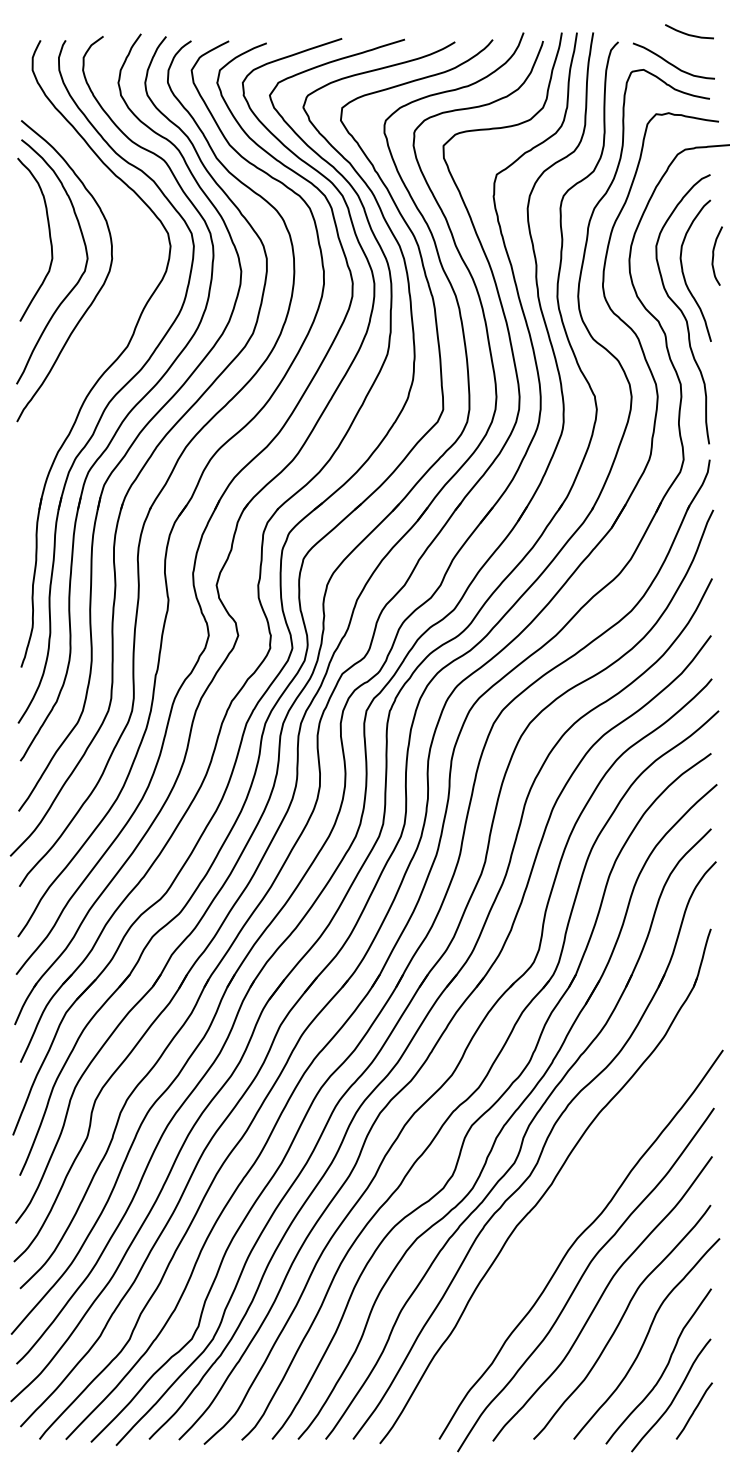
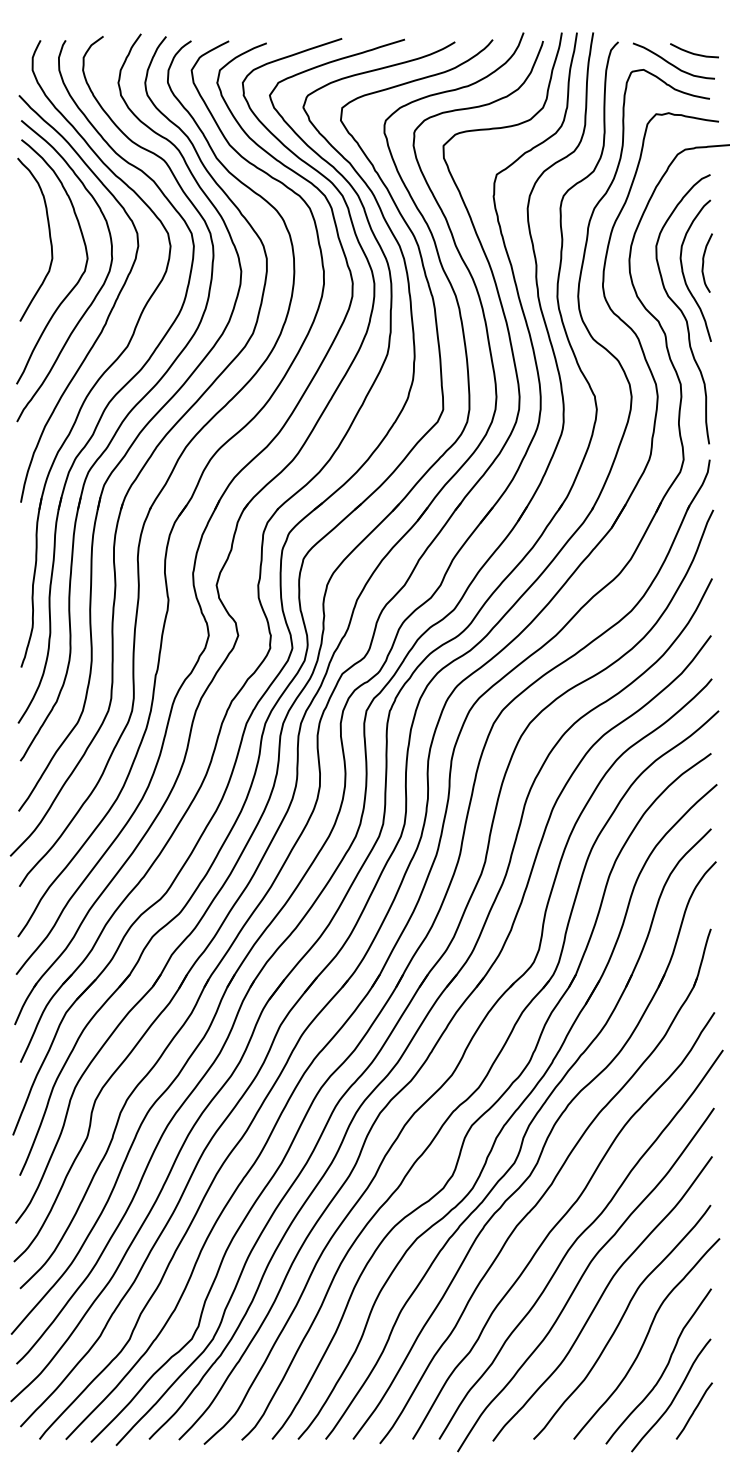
curve position: (687, 33) -> (692, 52) (692, 52)
curve position: (714, 255) -> (704, 262) (704, 262)
curve: none -> present (108, 314)
curve: none -> present (560, 1221)
